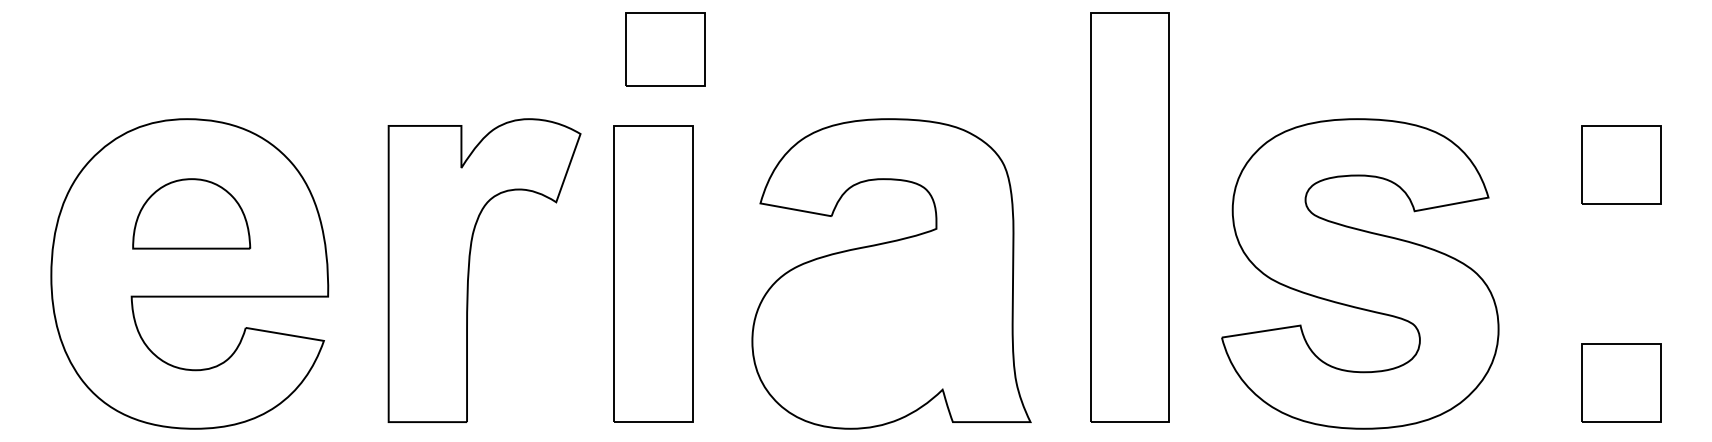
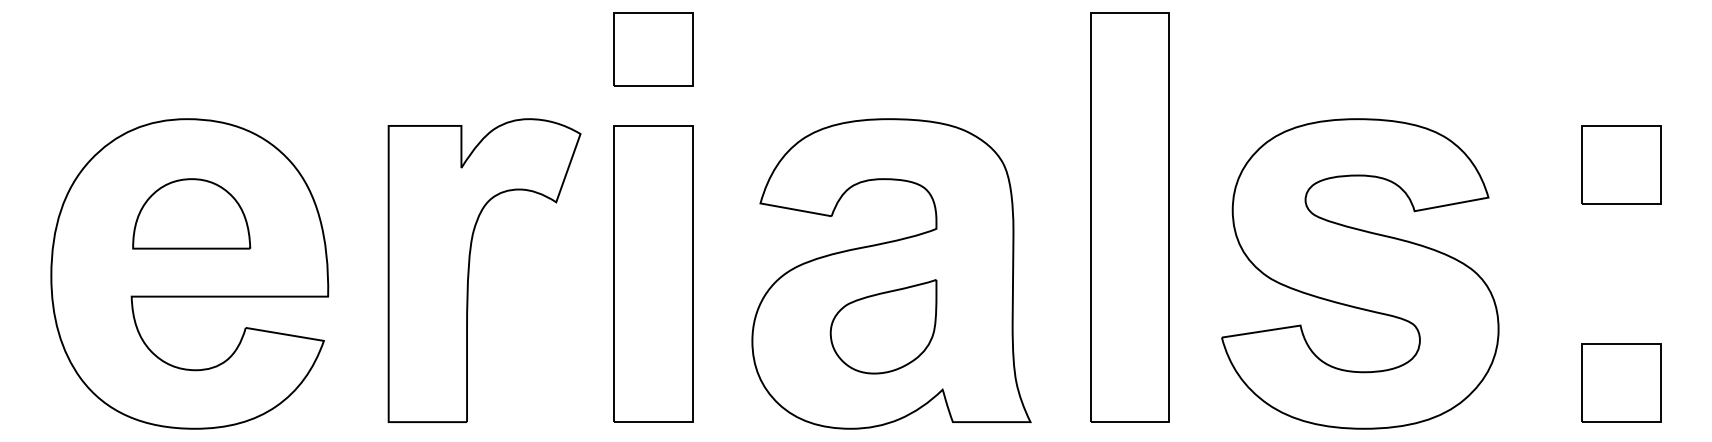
part position: (665, 49) -> (653, 49) (653, 49)
part: none -> present (883, 326)
